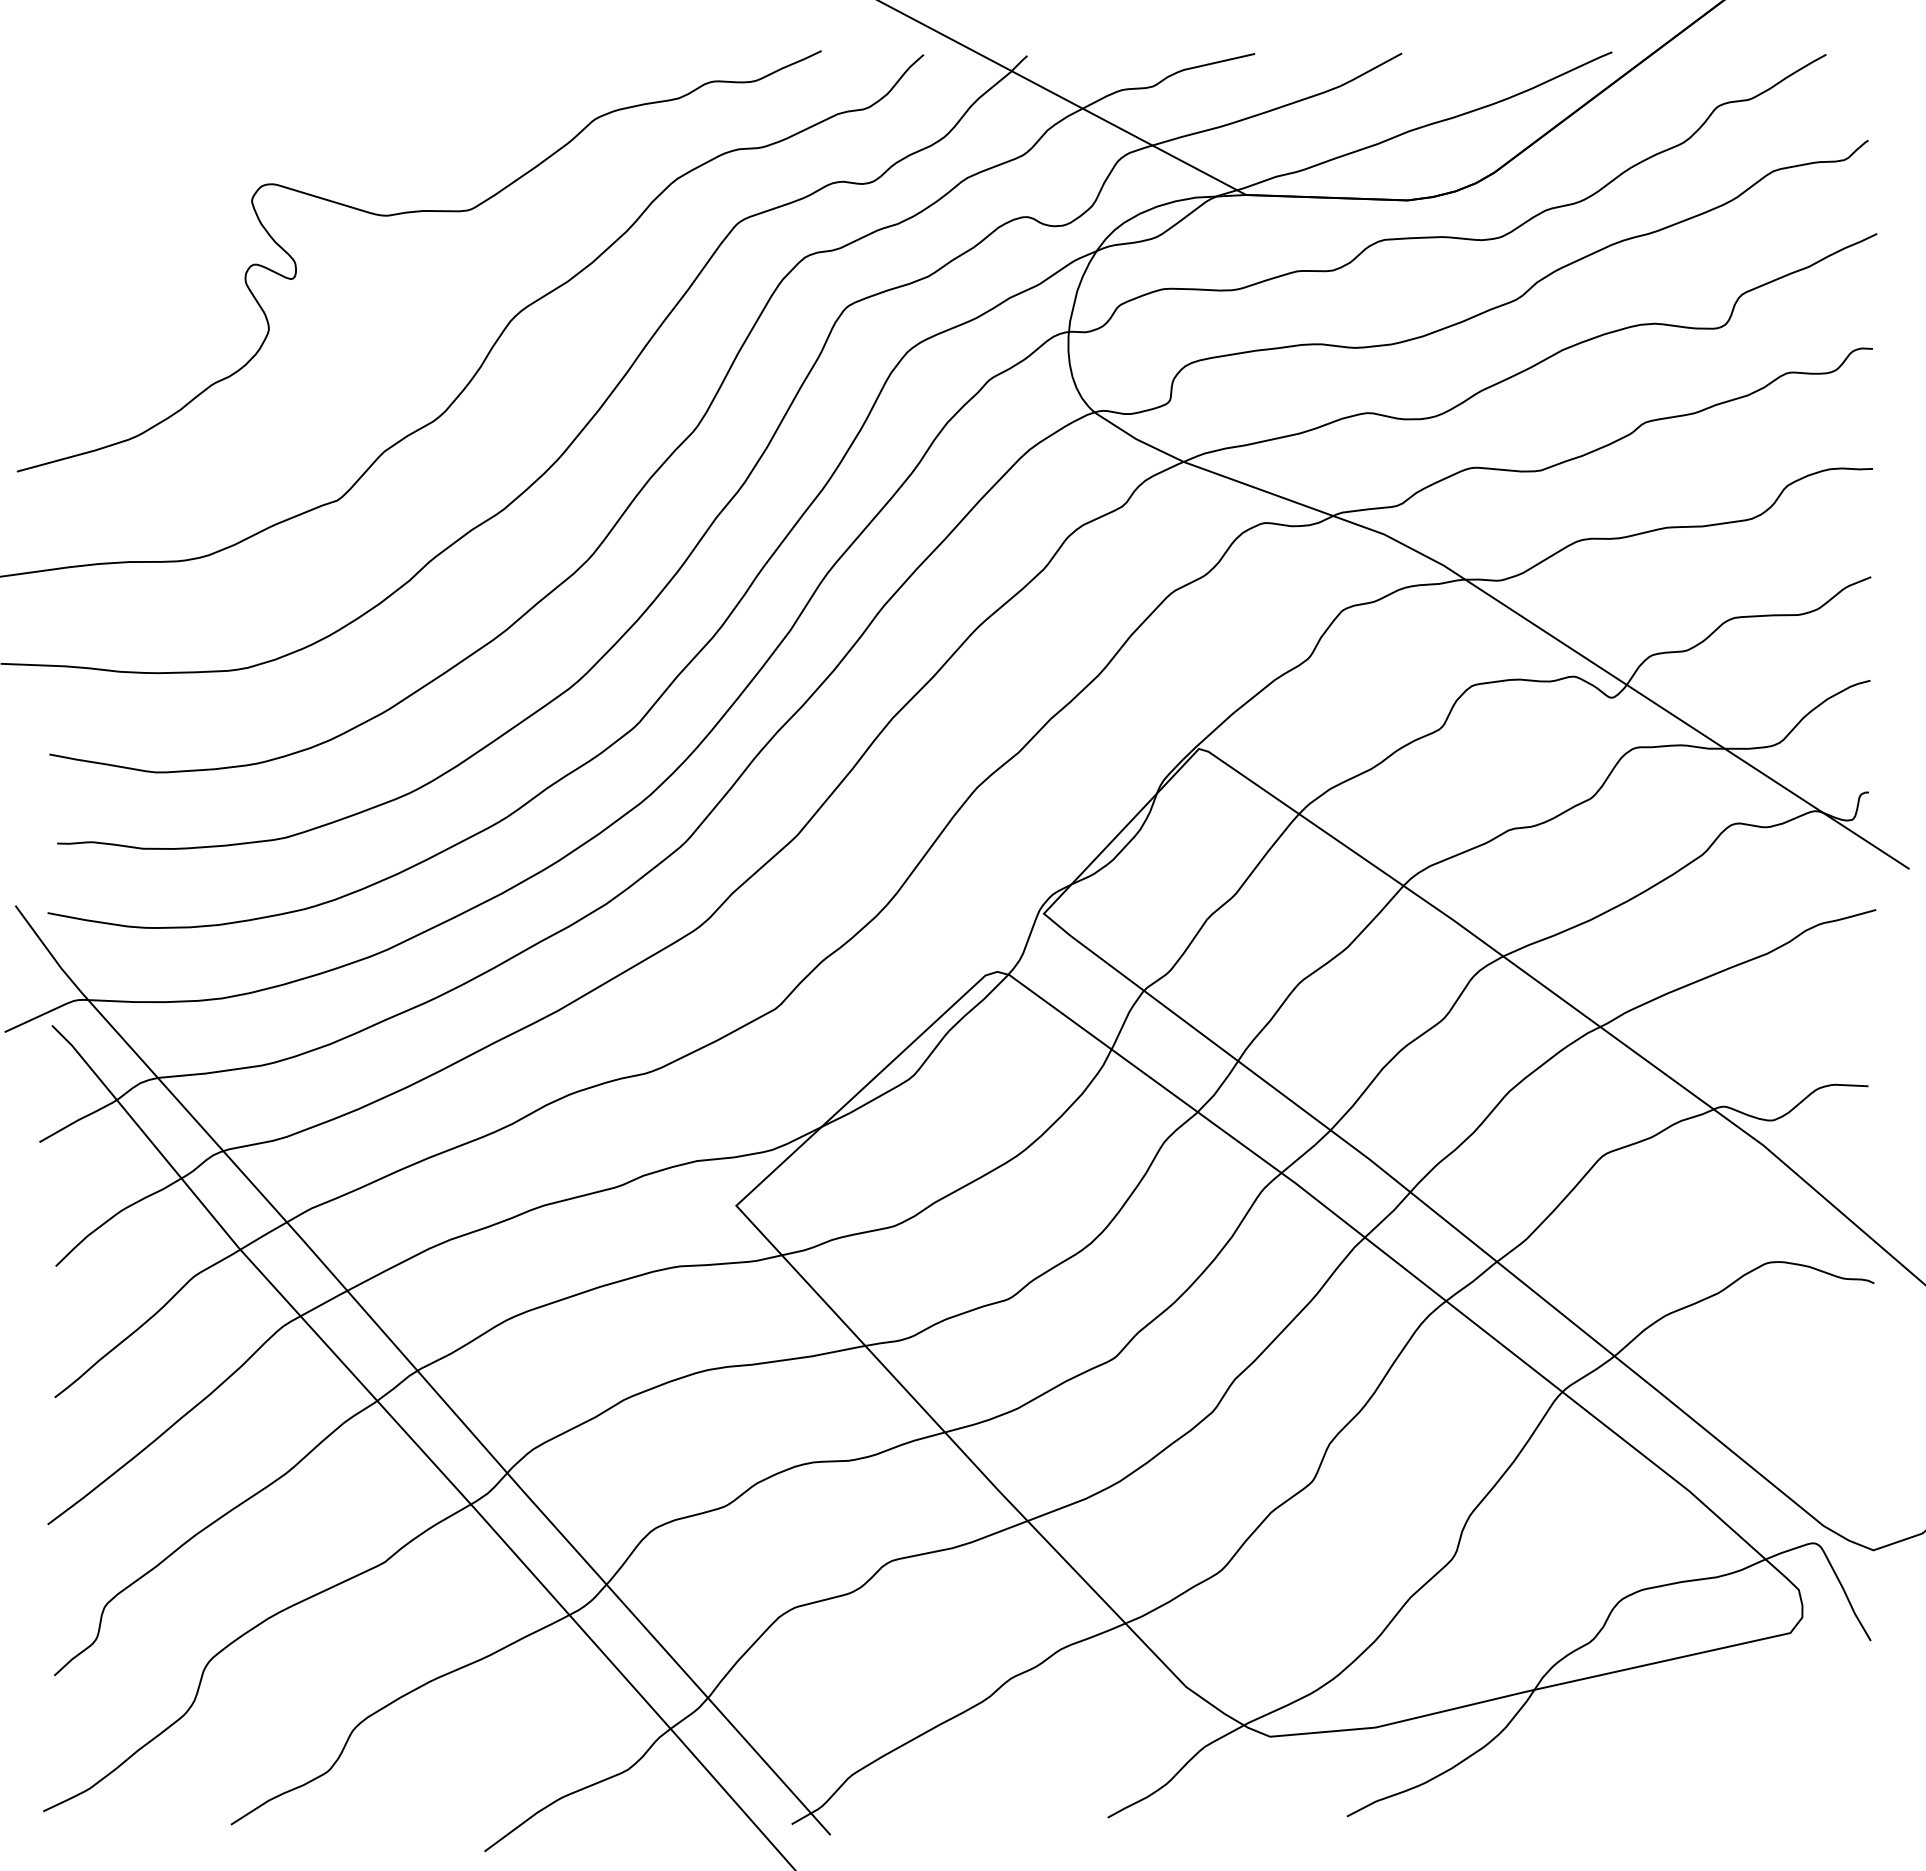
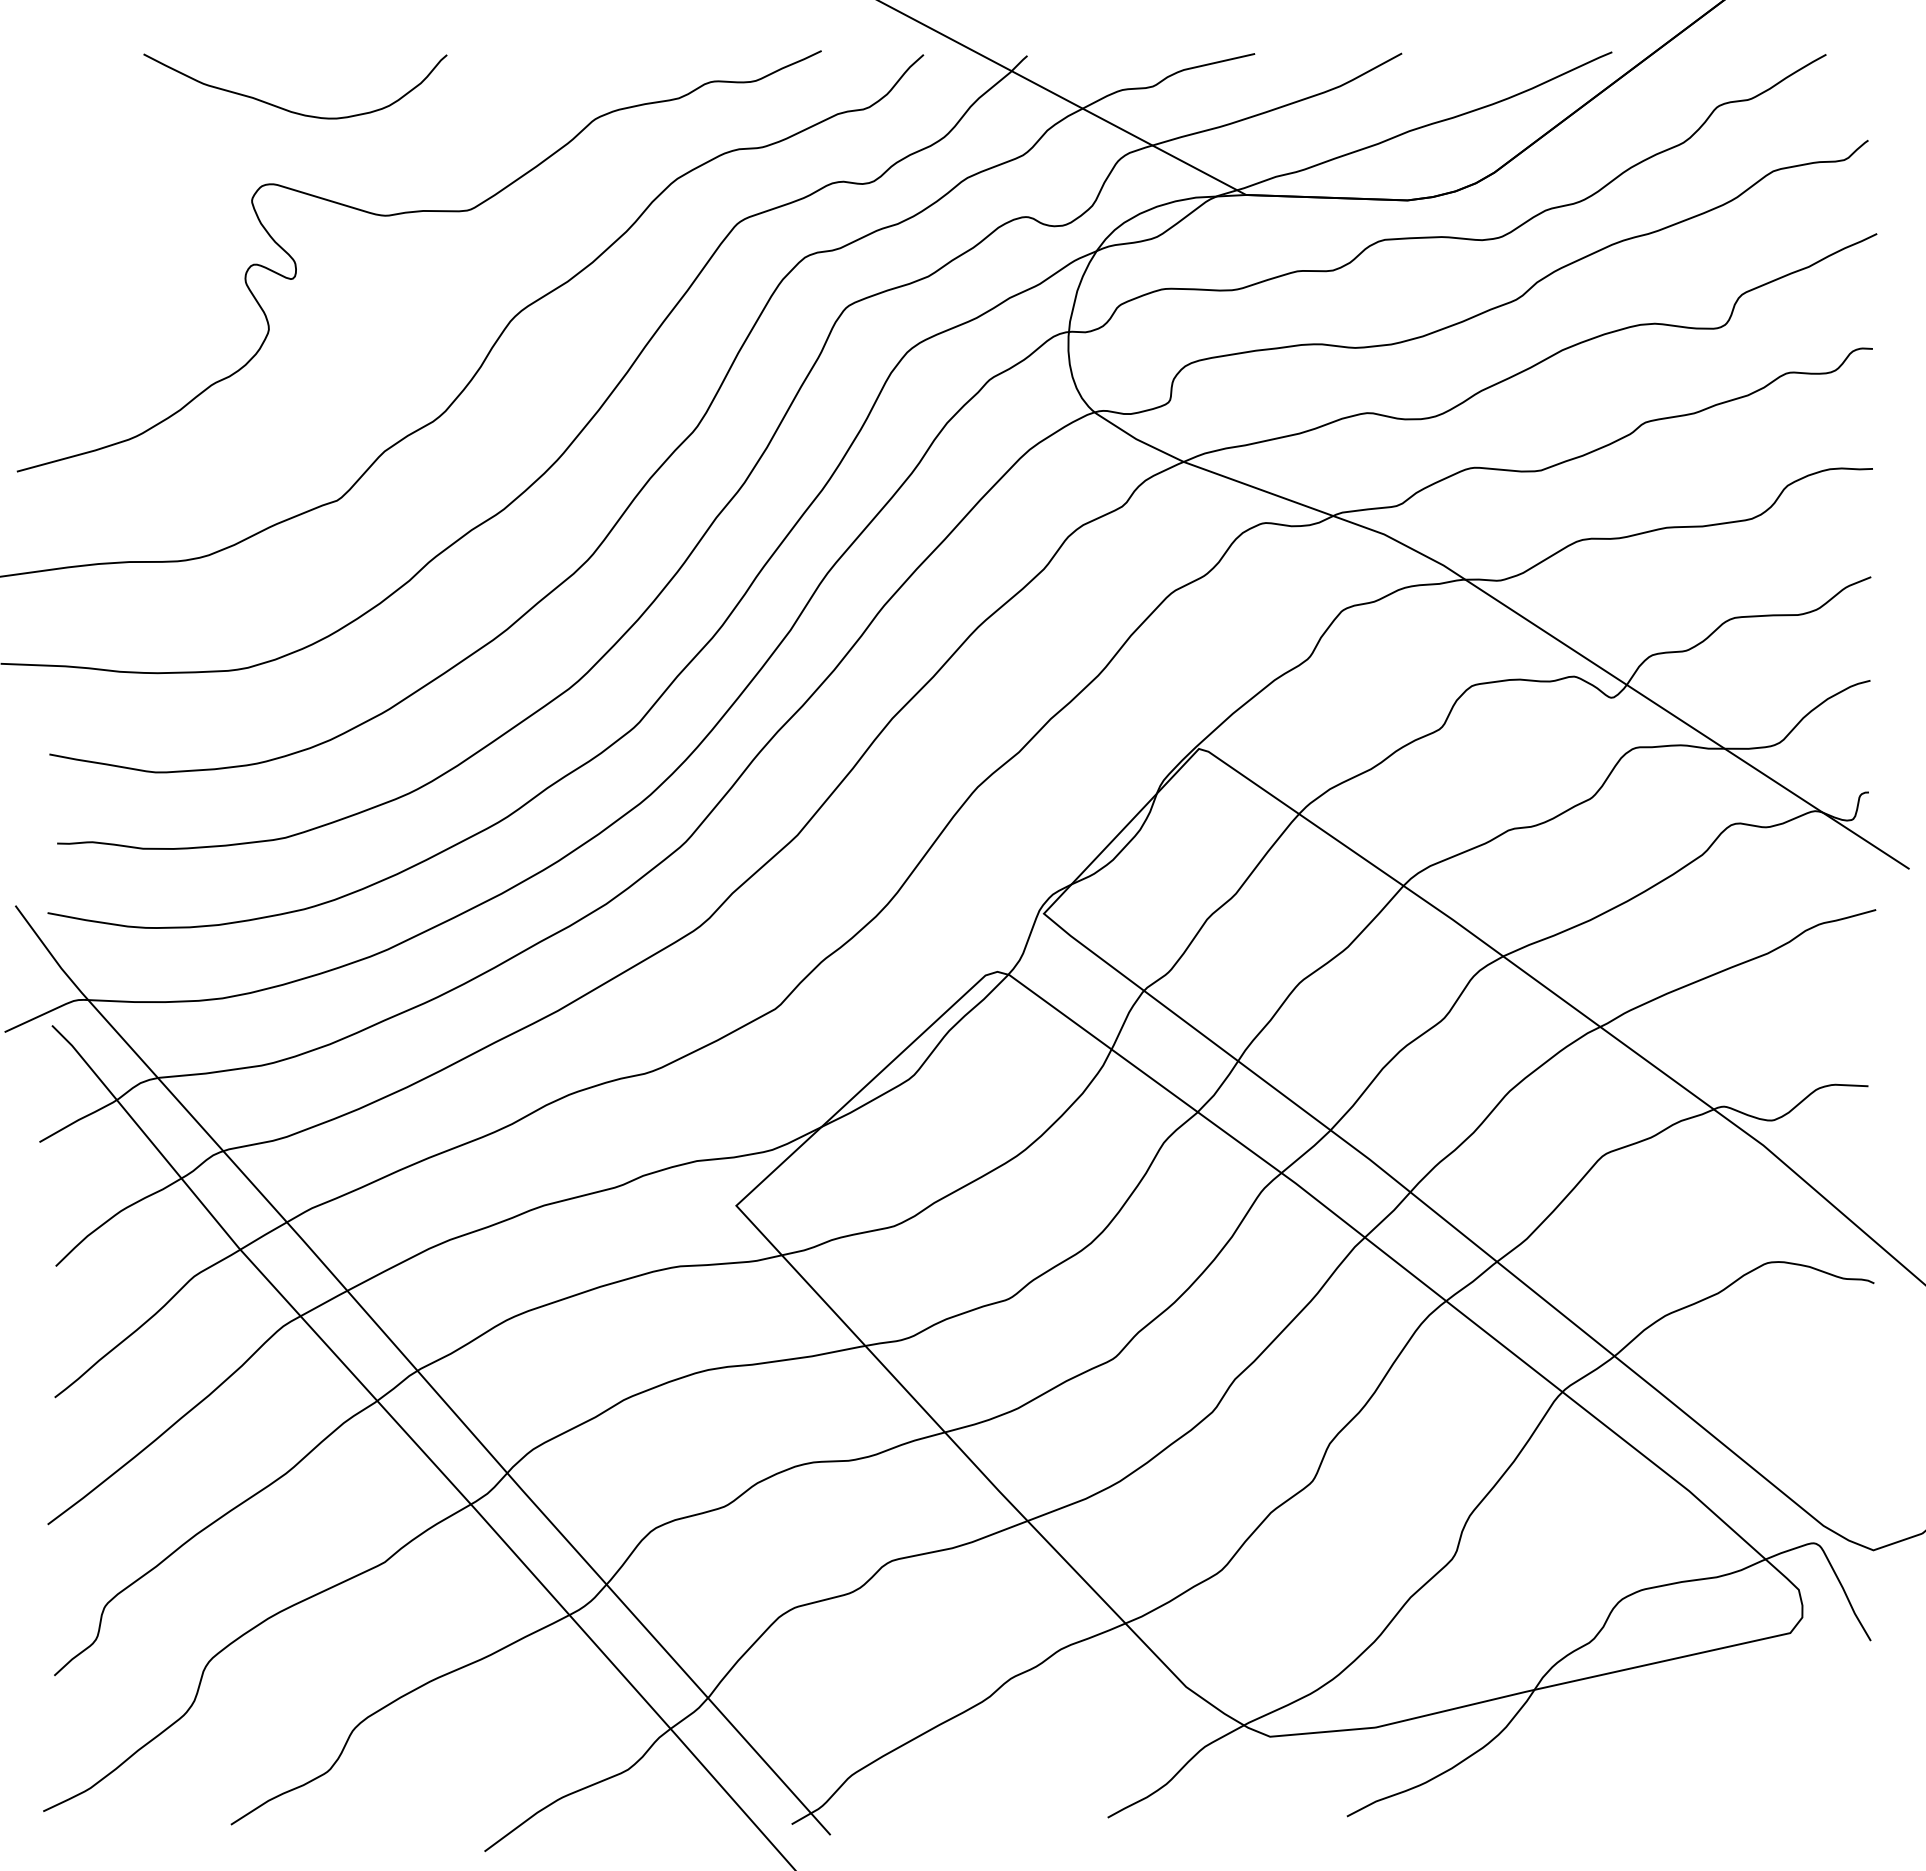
curve: none -> present (285, 108)
